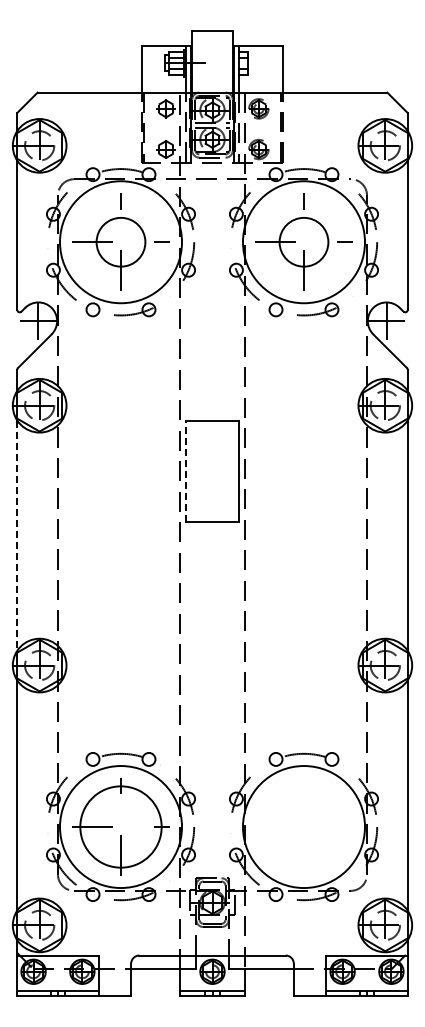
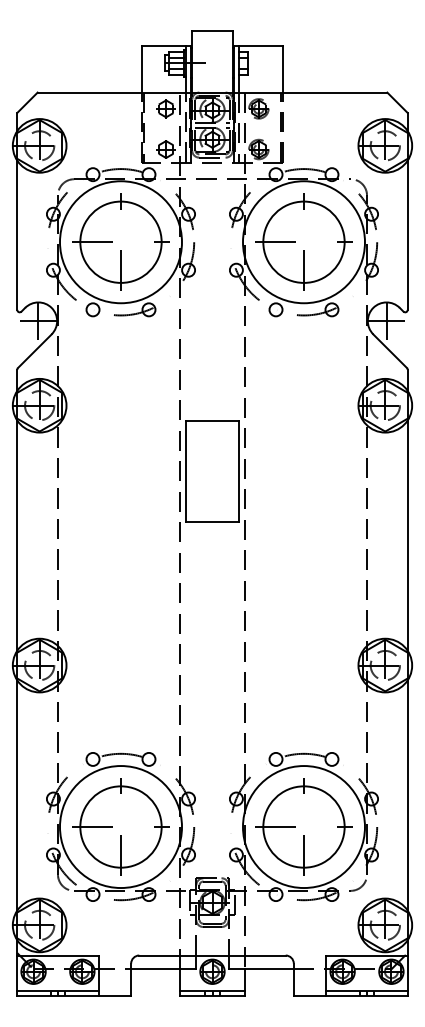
circle diameter: 49 px -> 81 px (120, 241)
circle diameter: 49 px -> 81 px (303, 241)
line: dashed -> solid (186, 471)
line: dashed -> solid (17, 536)
part: none -> present (303, 826)
